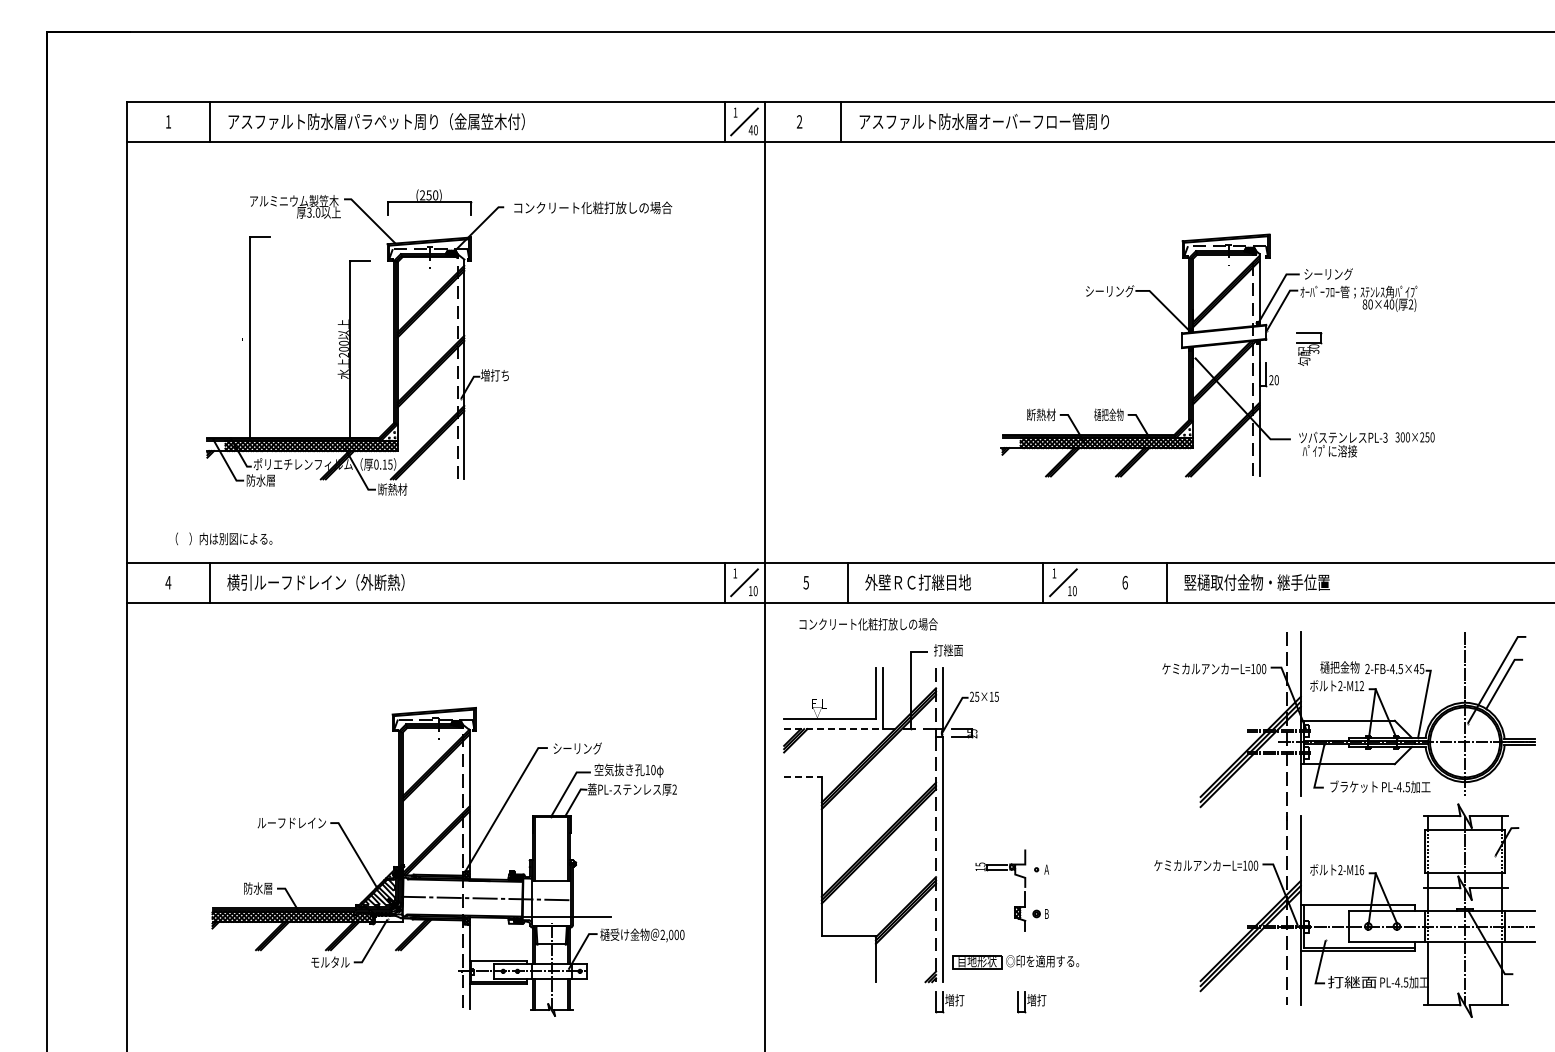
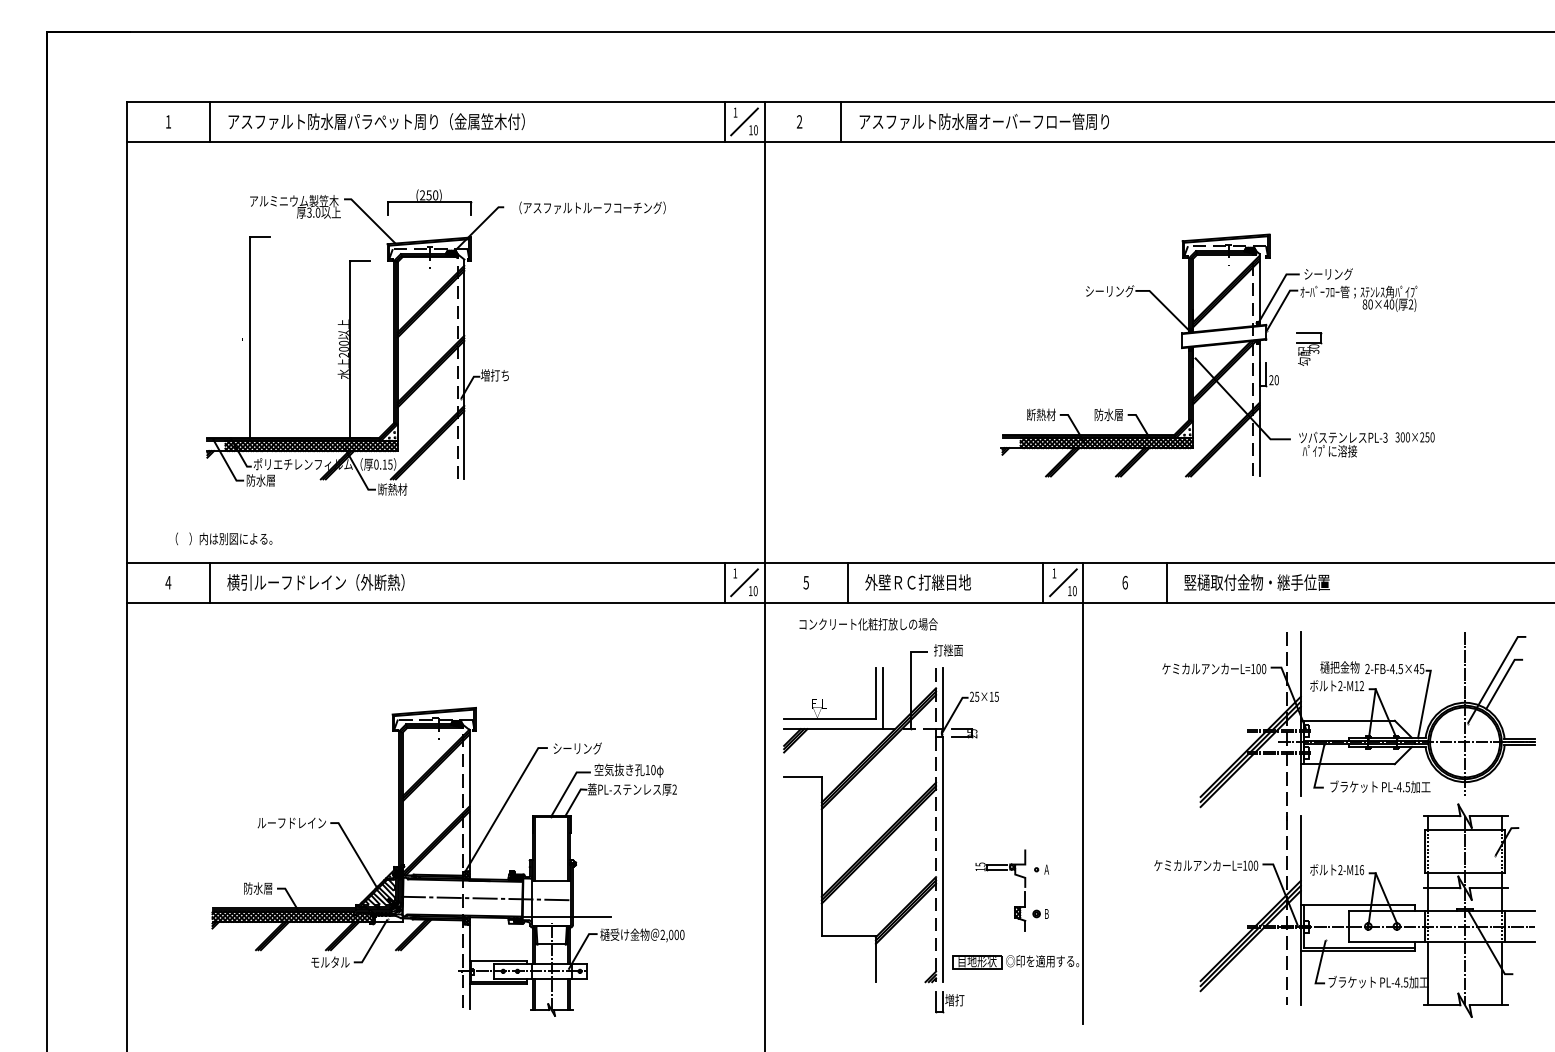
text: 40 -> 10 (750, 130)
text: コンクリート化粧打放しの場合 -> （アスファルトルーフコーチング） (593, 207)
text: 樋把金物 -> 防水層 (1108, 414)
line: dashed -> solid (833, 728)
line: dashed -> solid (803, 777)
line: none -> present (1083, 792)
text: 打継面 -> ブラケット (1352, 982)
part: present -> none (1031, 1002)
